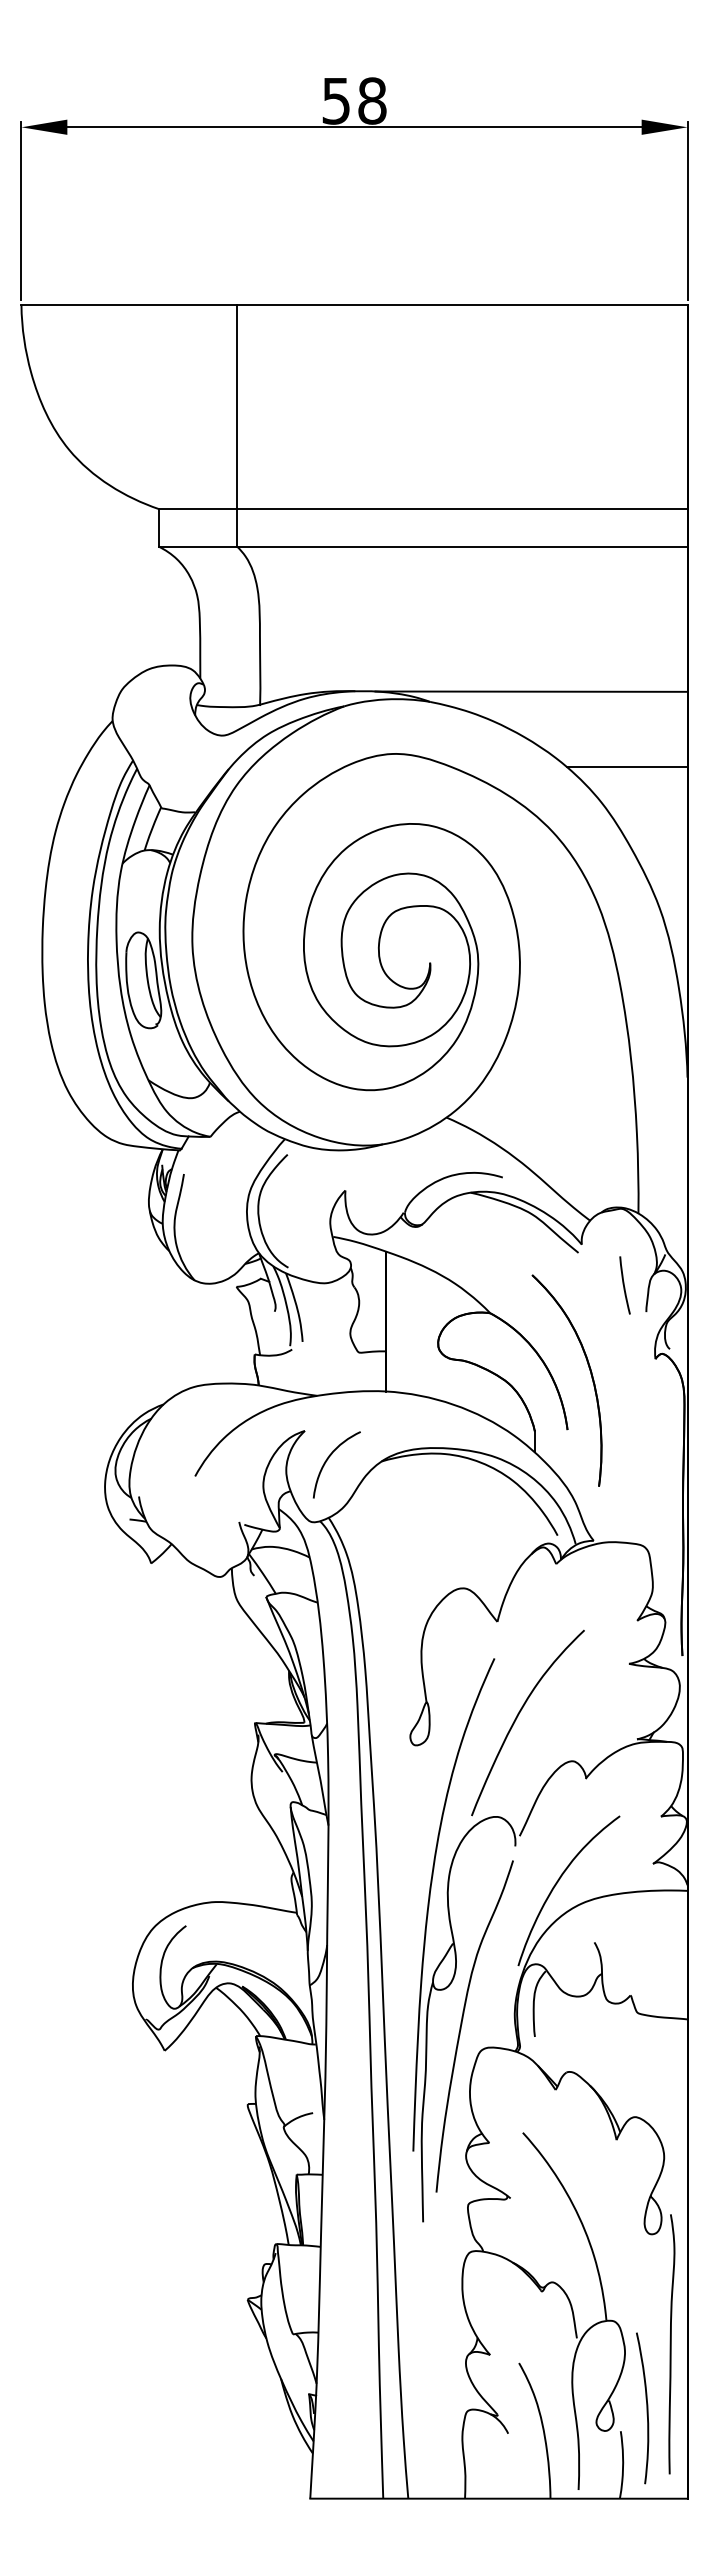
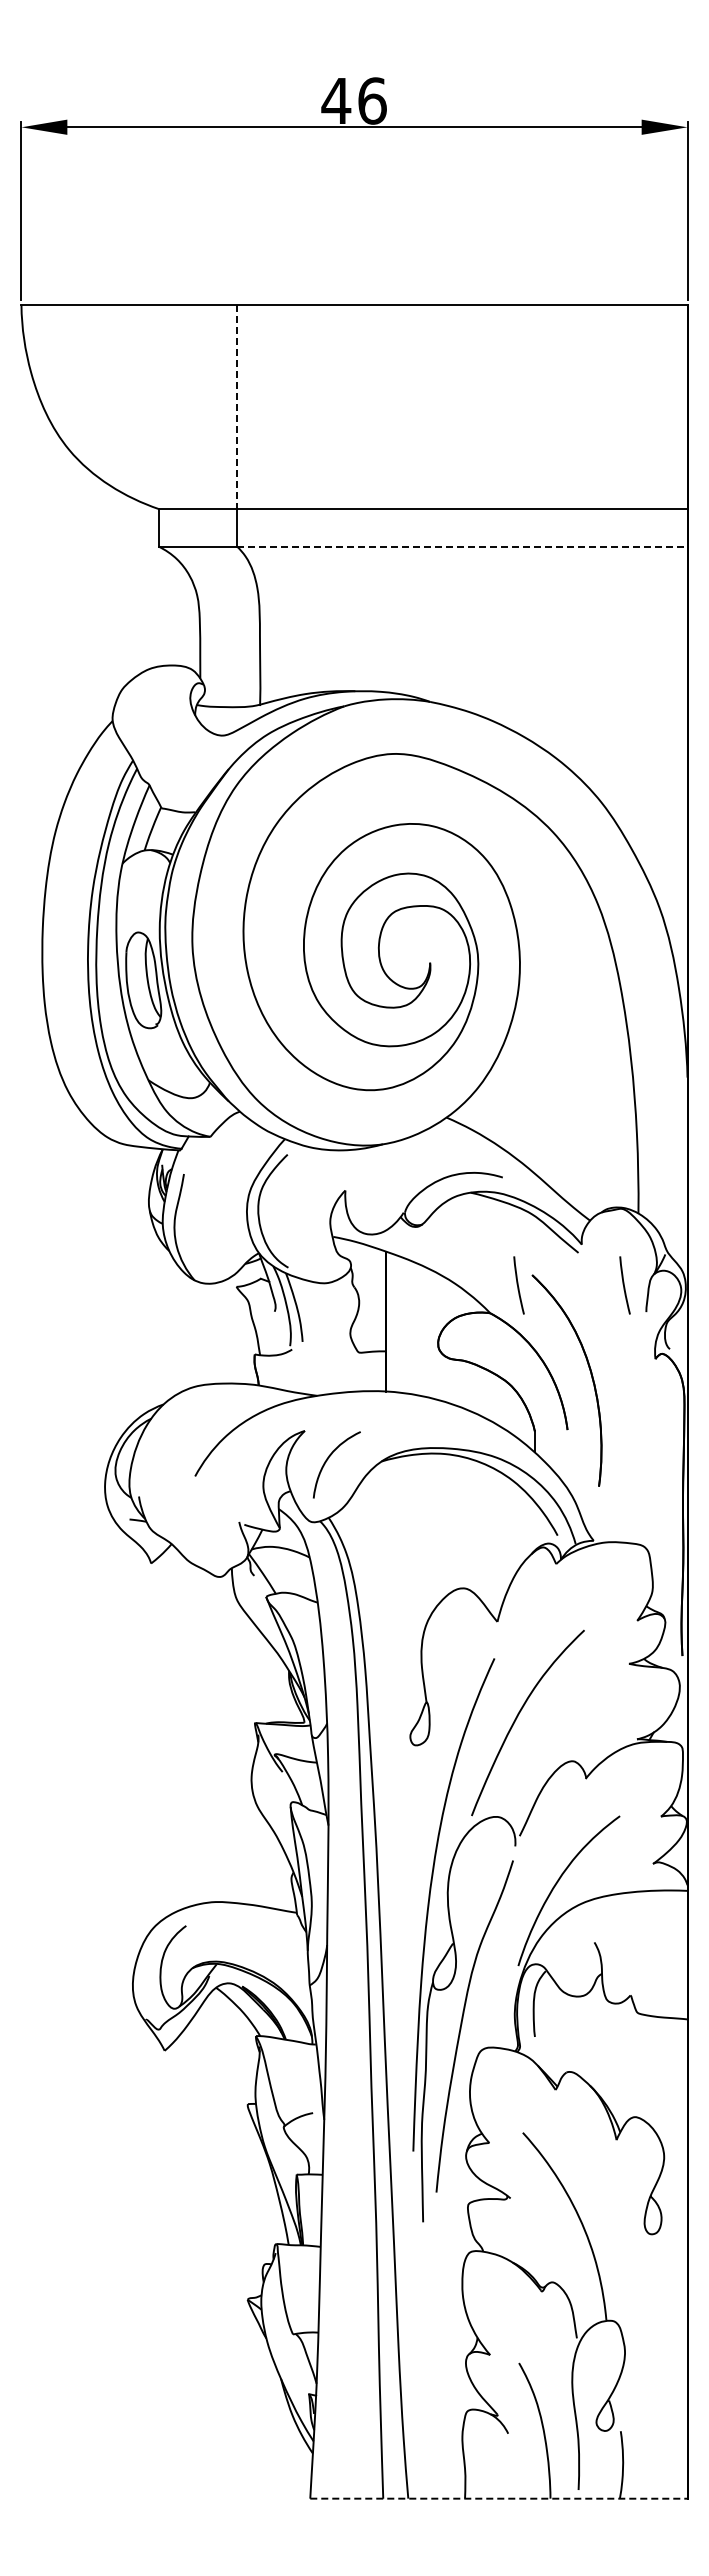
text: 58 -> 46 (353, 100)
line: solid -> dashed (237, 407)
line: solid -> dashed (462, 546)
line: present -> none (531, 691)
line: present -> none (627, 767)
curve: none -> present (518, 1285)
curve: present -> none (671, 2344)
curve: present -> none (646, 2408)
line: solid -> dashed (498, 2498)
